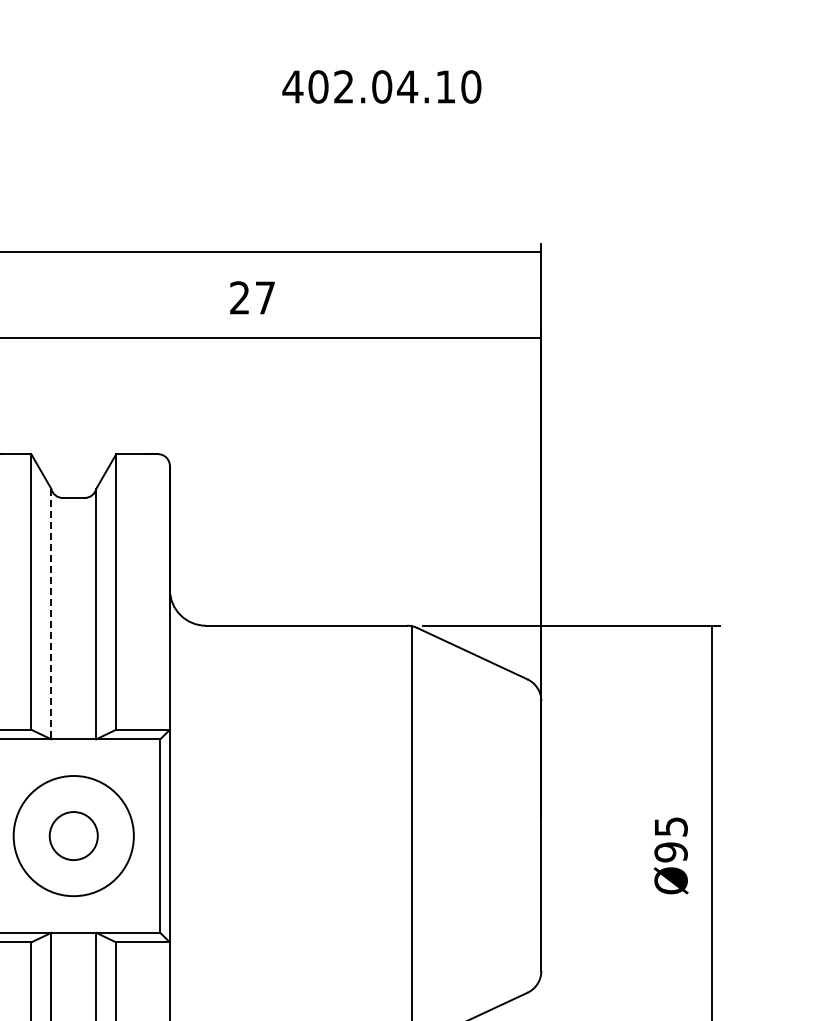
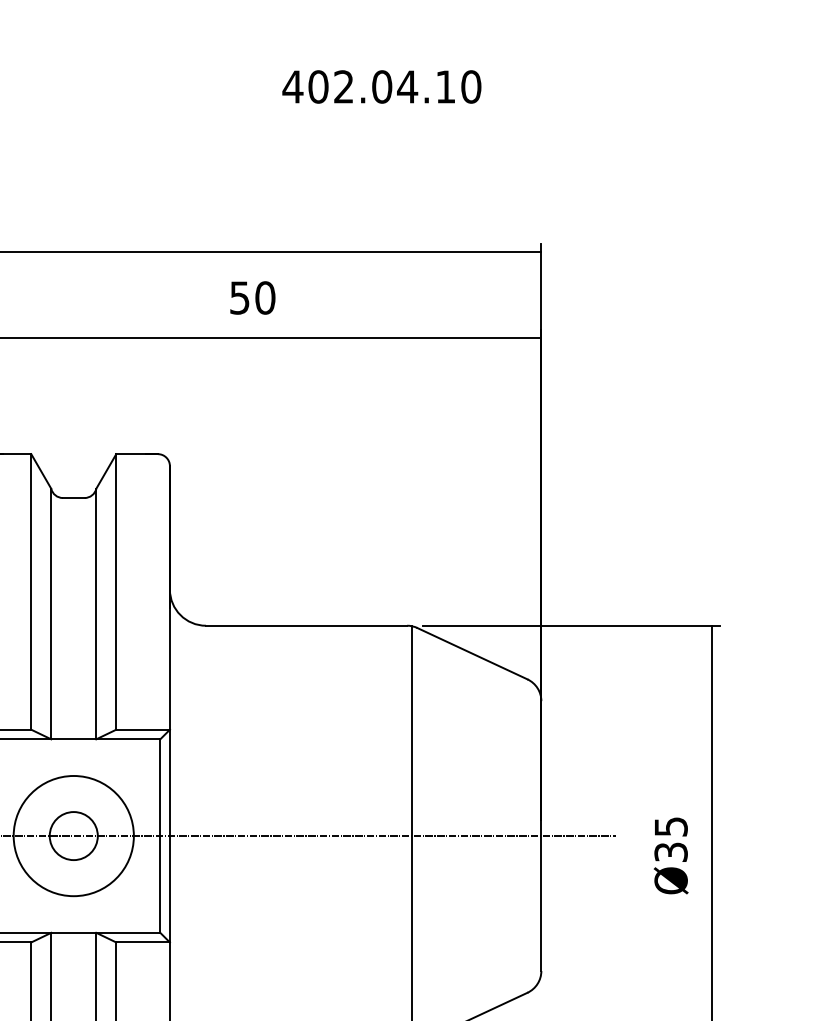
text: 27 -> 50 (252, 297)
line: dashed -> solid (51, 614)
line: none -> present (309, 836)
text: Ø95 -> Ø35 (670, 852)
